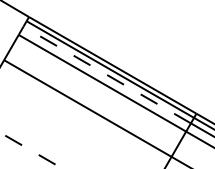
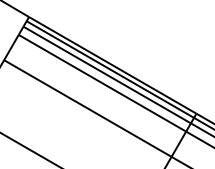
line: dashed -> solid (107, 75)
line: dashed -> solid (31, 150)
